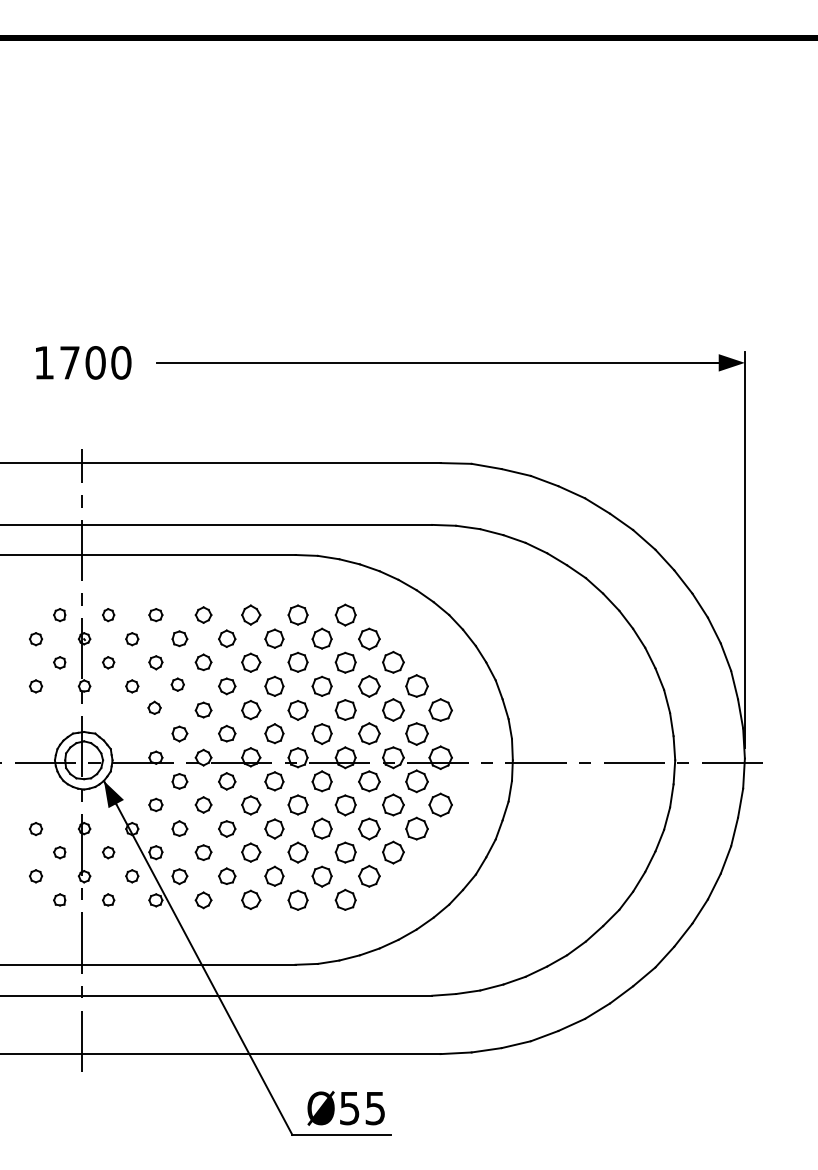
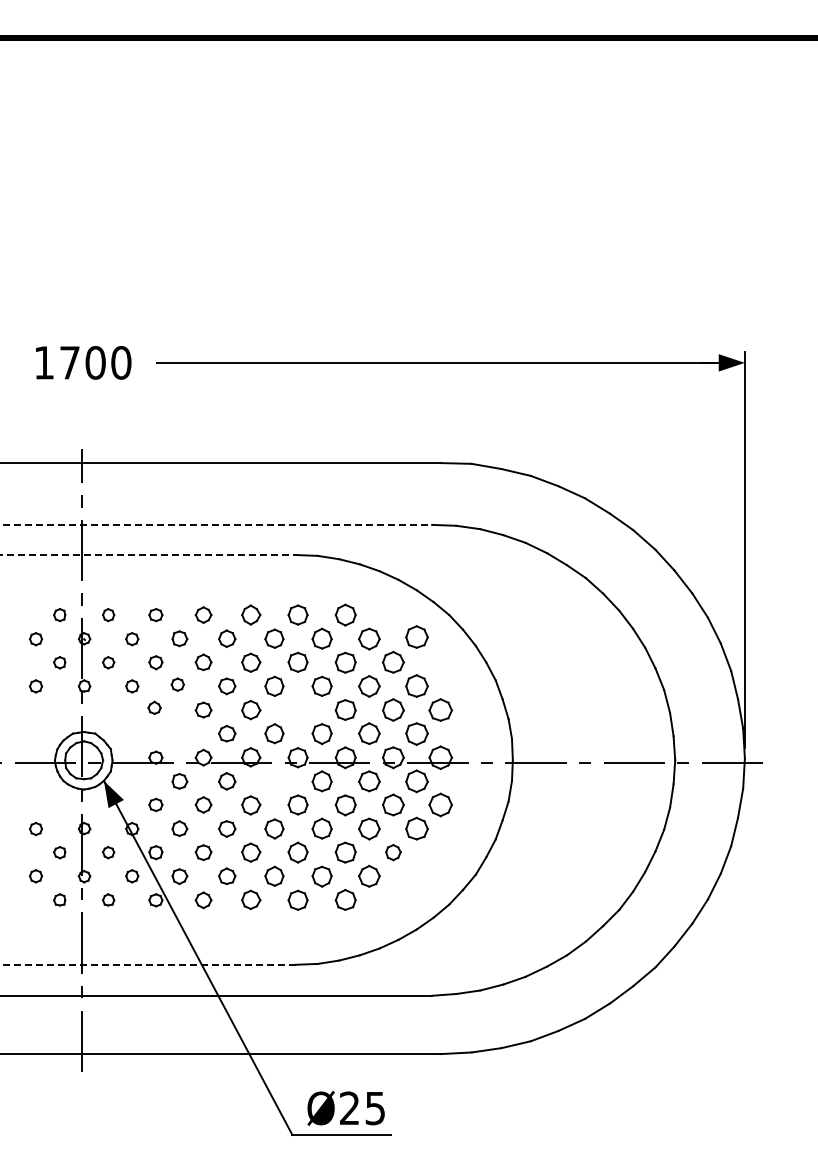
line: solid -> dashed (216, 524)
line: solid -> dashed (147, 555)
part: none -> present (416, 636)
part: present -> none (297, 710)
part: present -> none (179, 733)
part: present -> none (274, 781)
part size: 23x25 px -> 17x18 px (393, 852)
line: solid -> dashed (147, 964)
text: Ø55 -> Ø25 (349, 1108)
